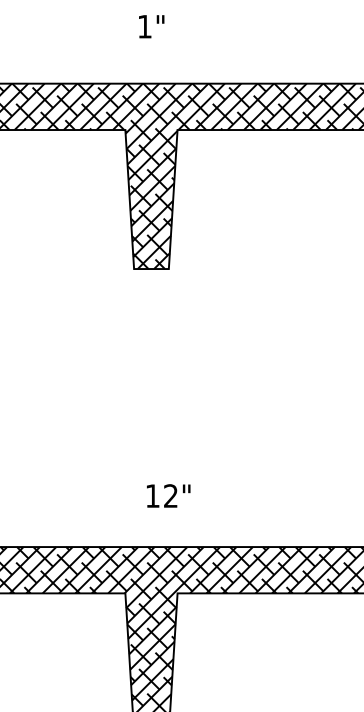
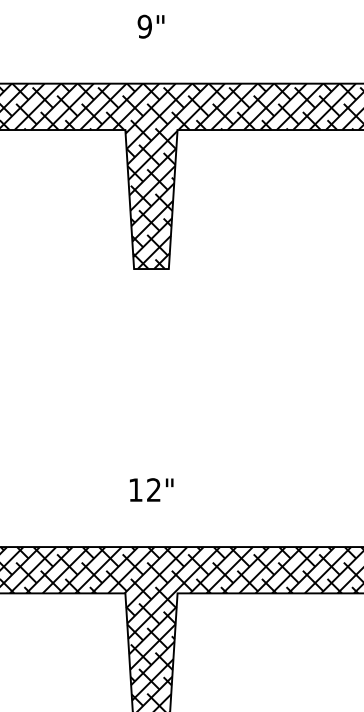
text: 1" -> 9" (144, 26)
text position: (168, 495) -> (151, 489) (151, 489)
